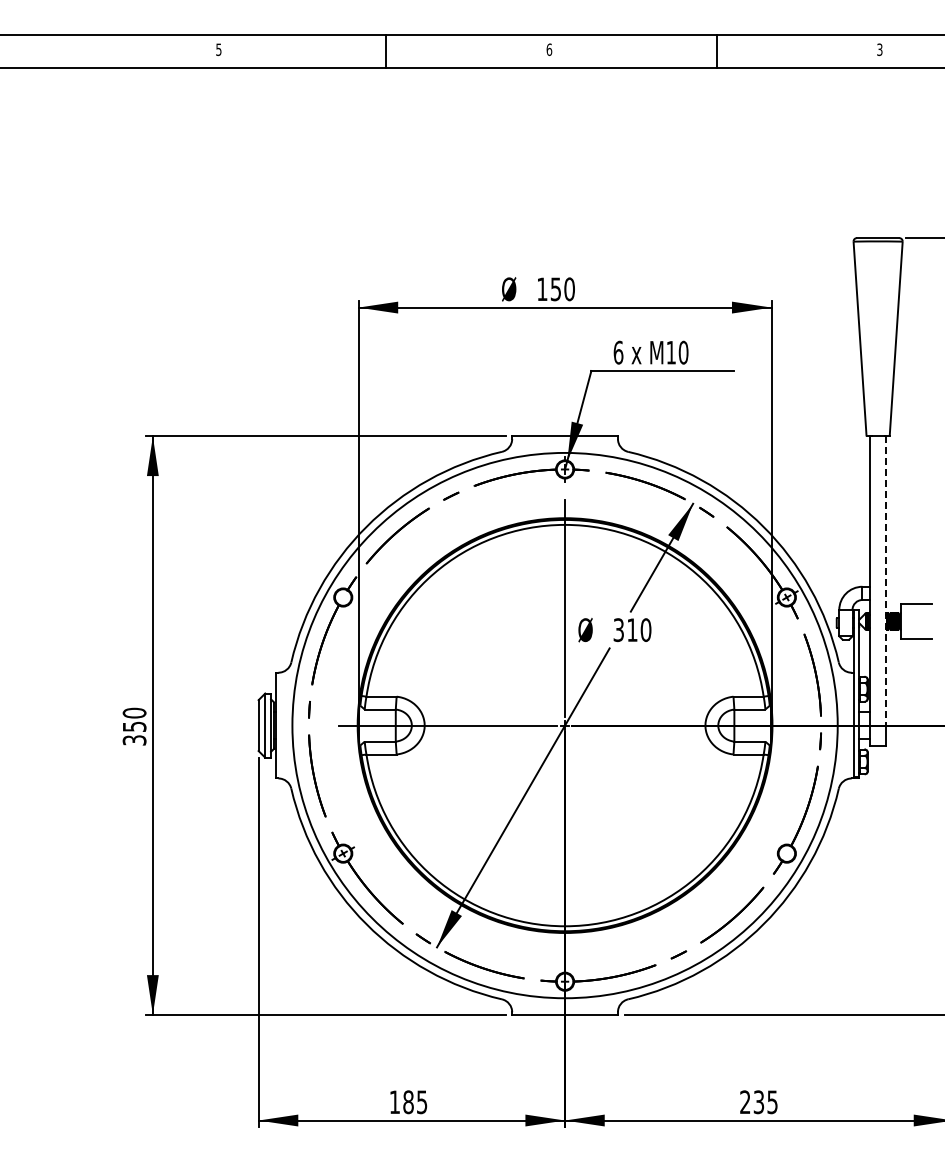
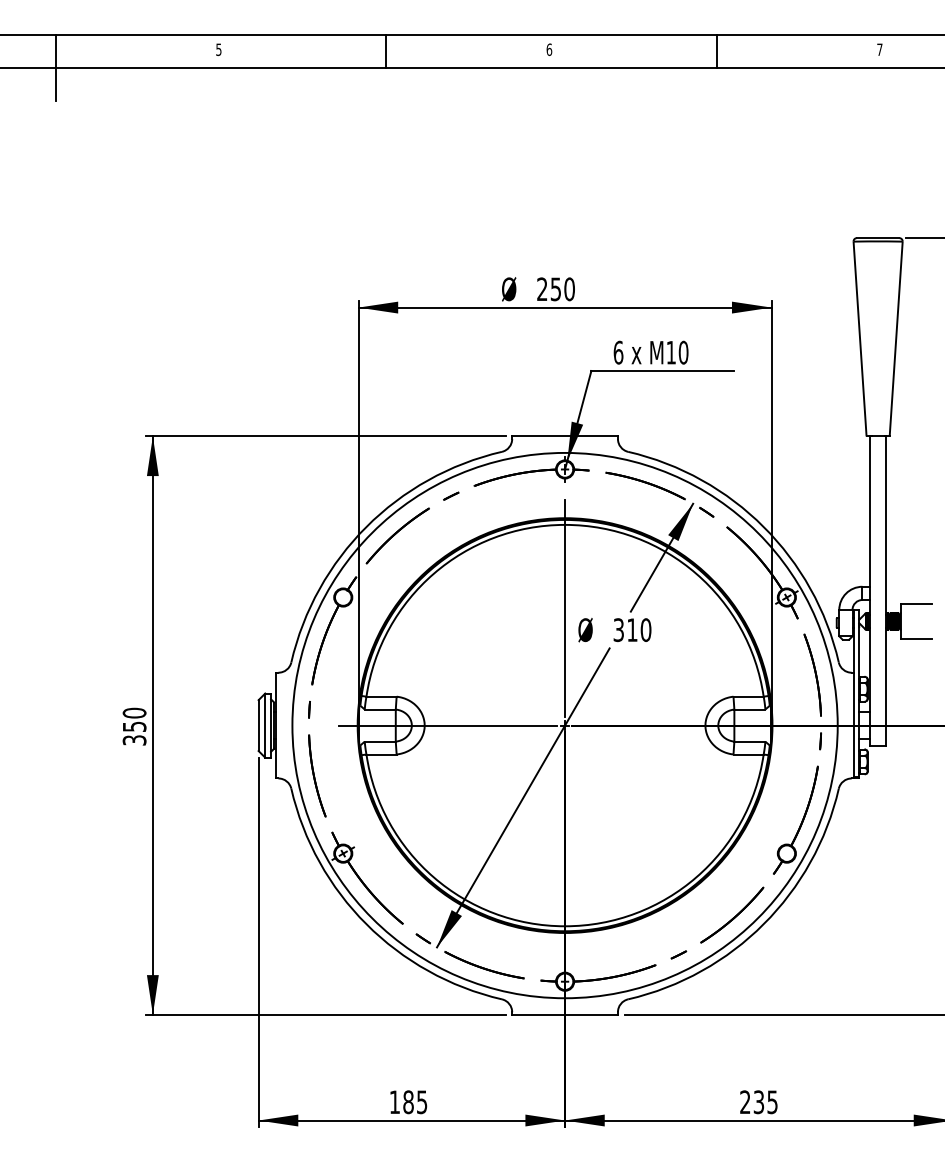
text: 3 -> 7 (879, 49)
line: none -> present (55, 67)
text: 150 -> 250 (542, 288)
line: dashed -> solid (886, 581)
